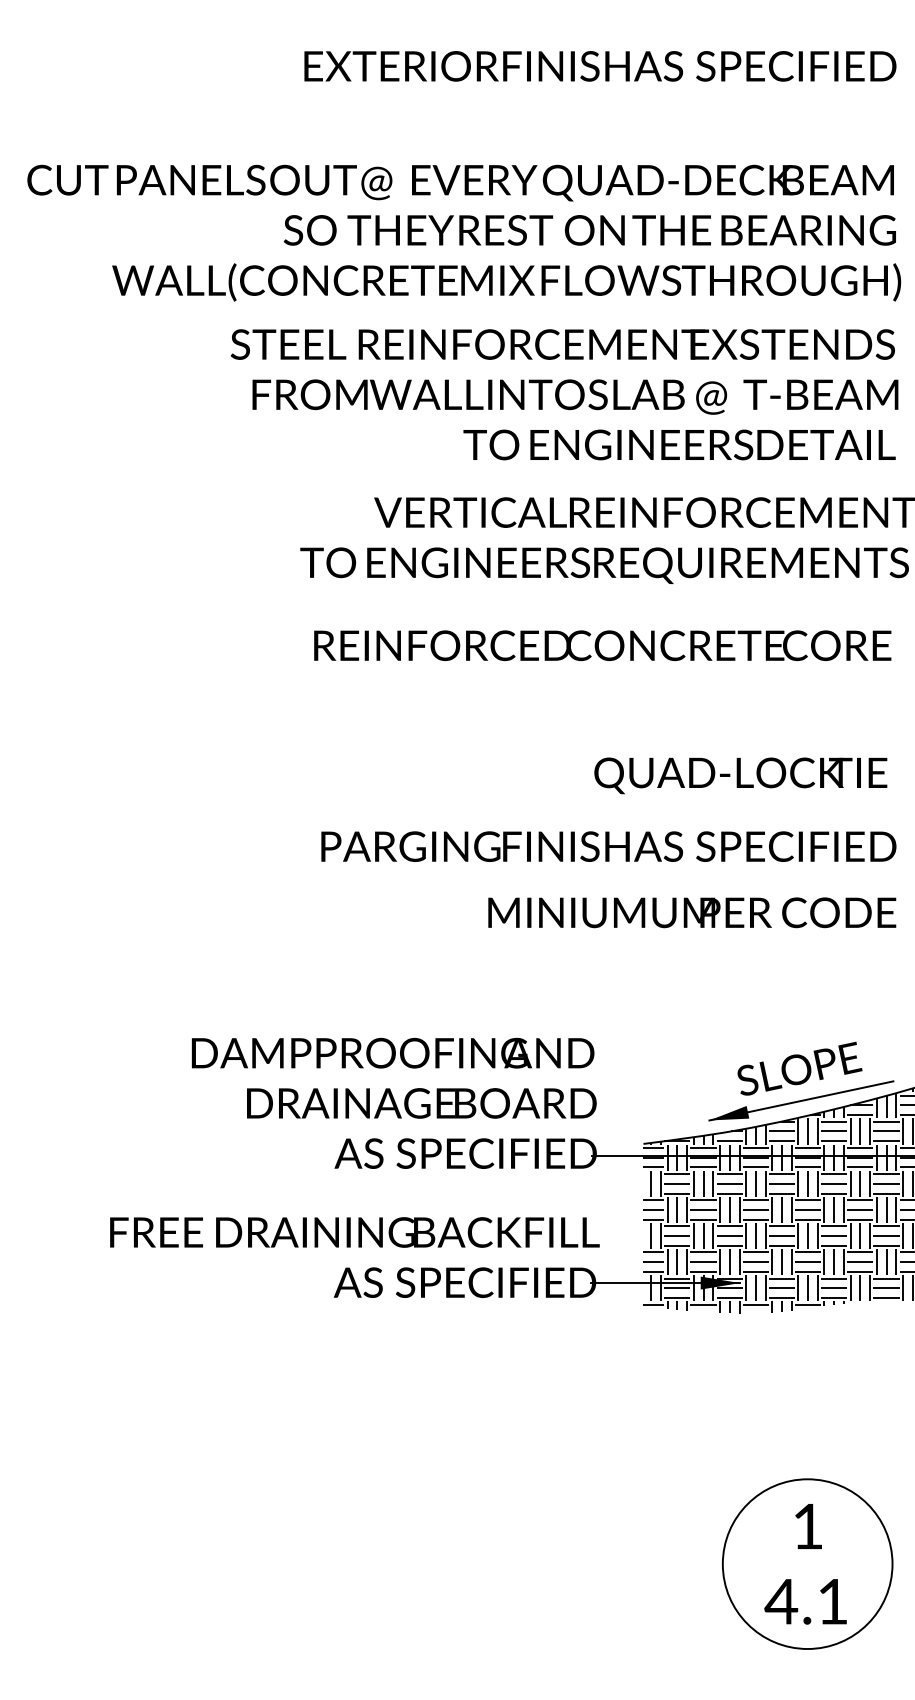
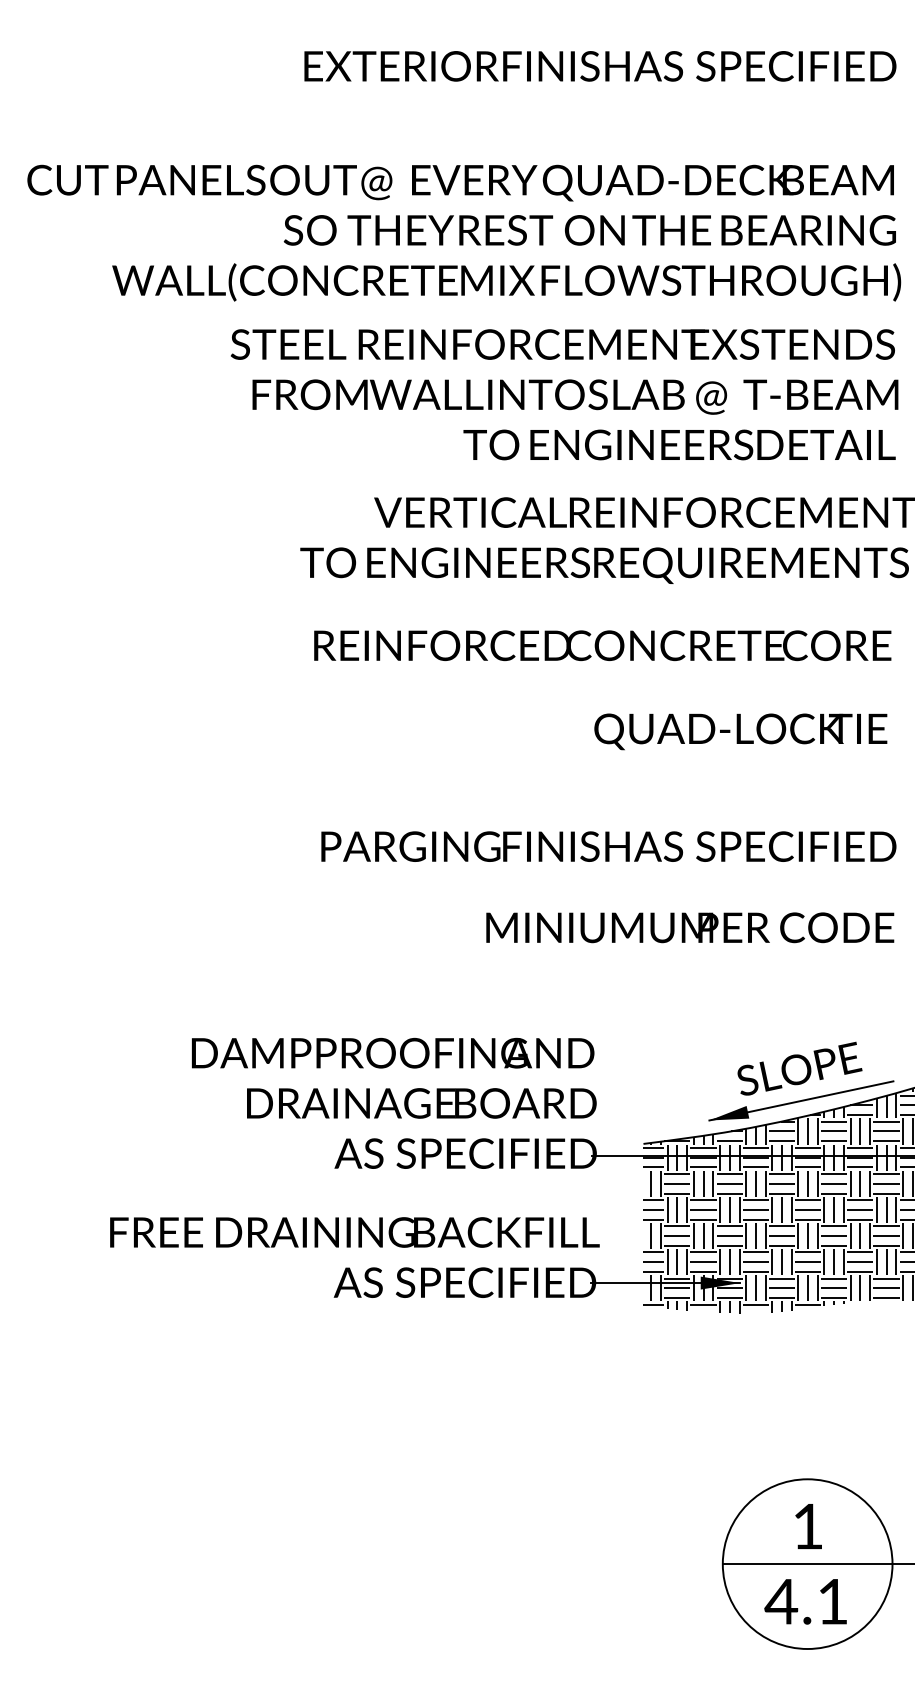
text position: (740, 775) -> (740, 731) (740, 731)
text position: (692, 912) -> (690, 927) (690, 927)
line: none -> present (816, 1564)
